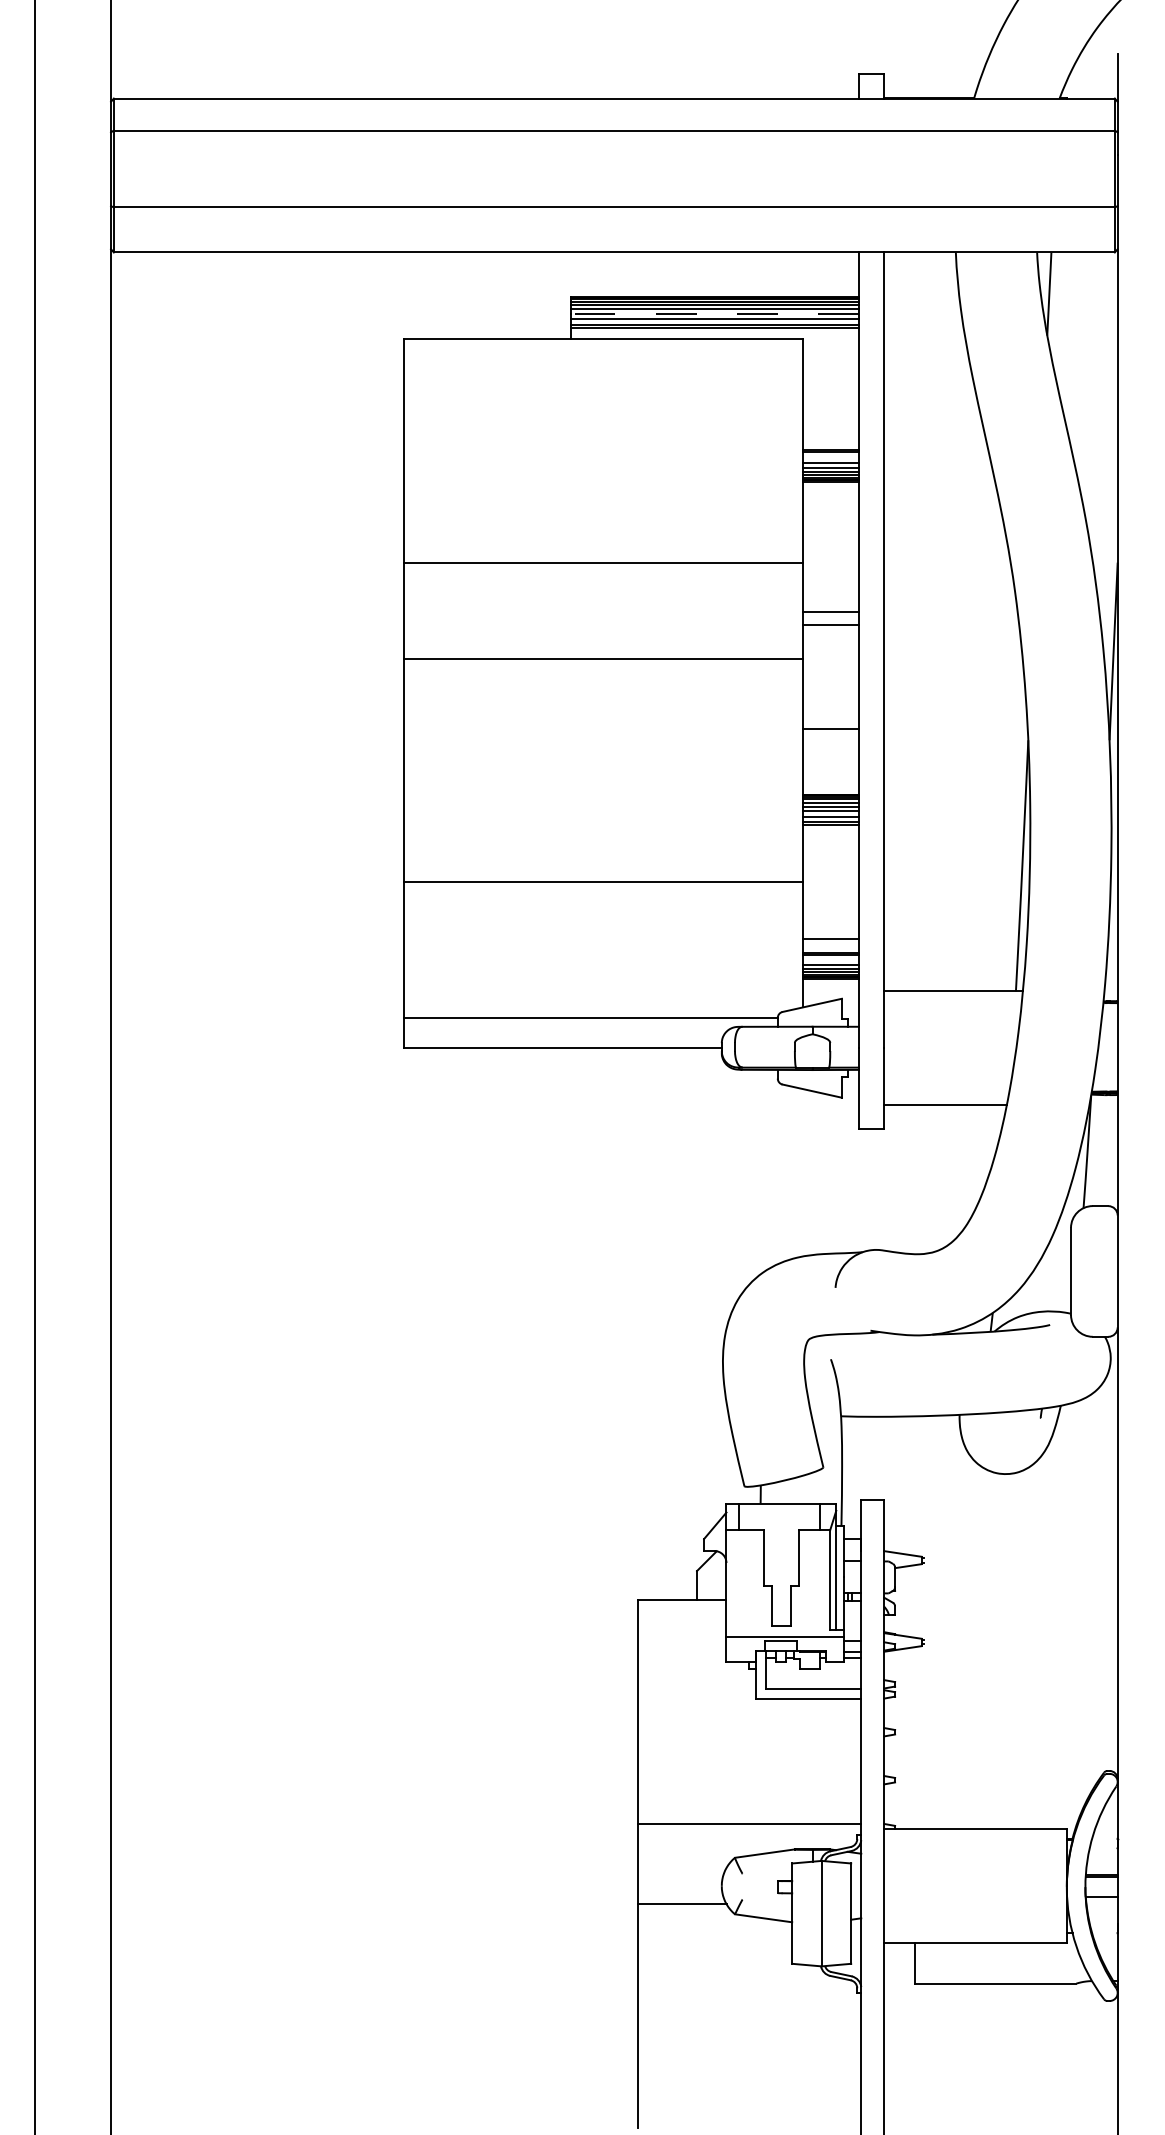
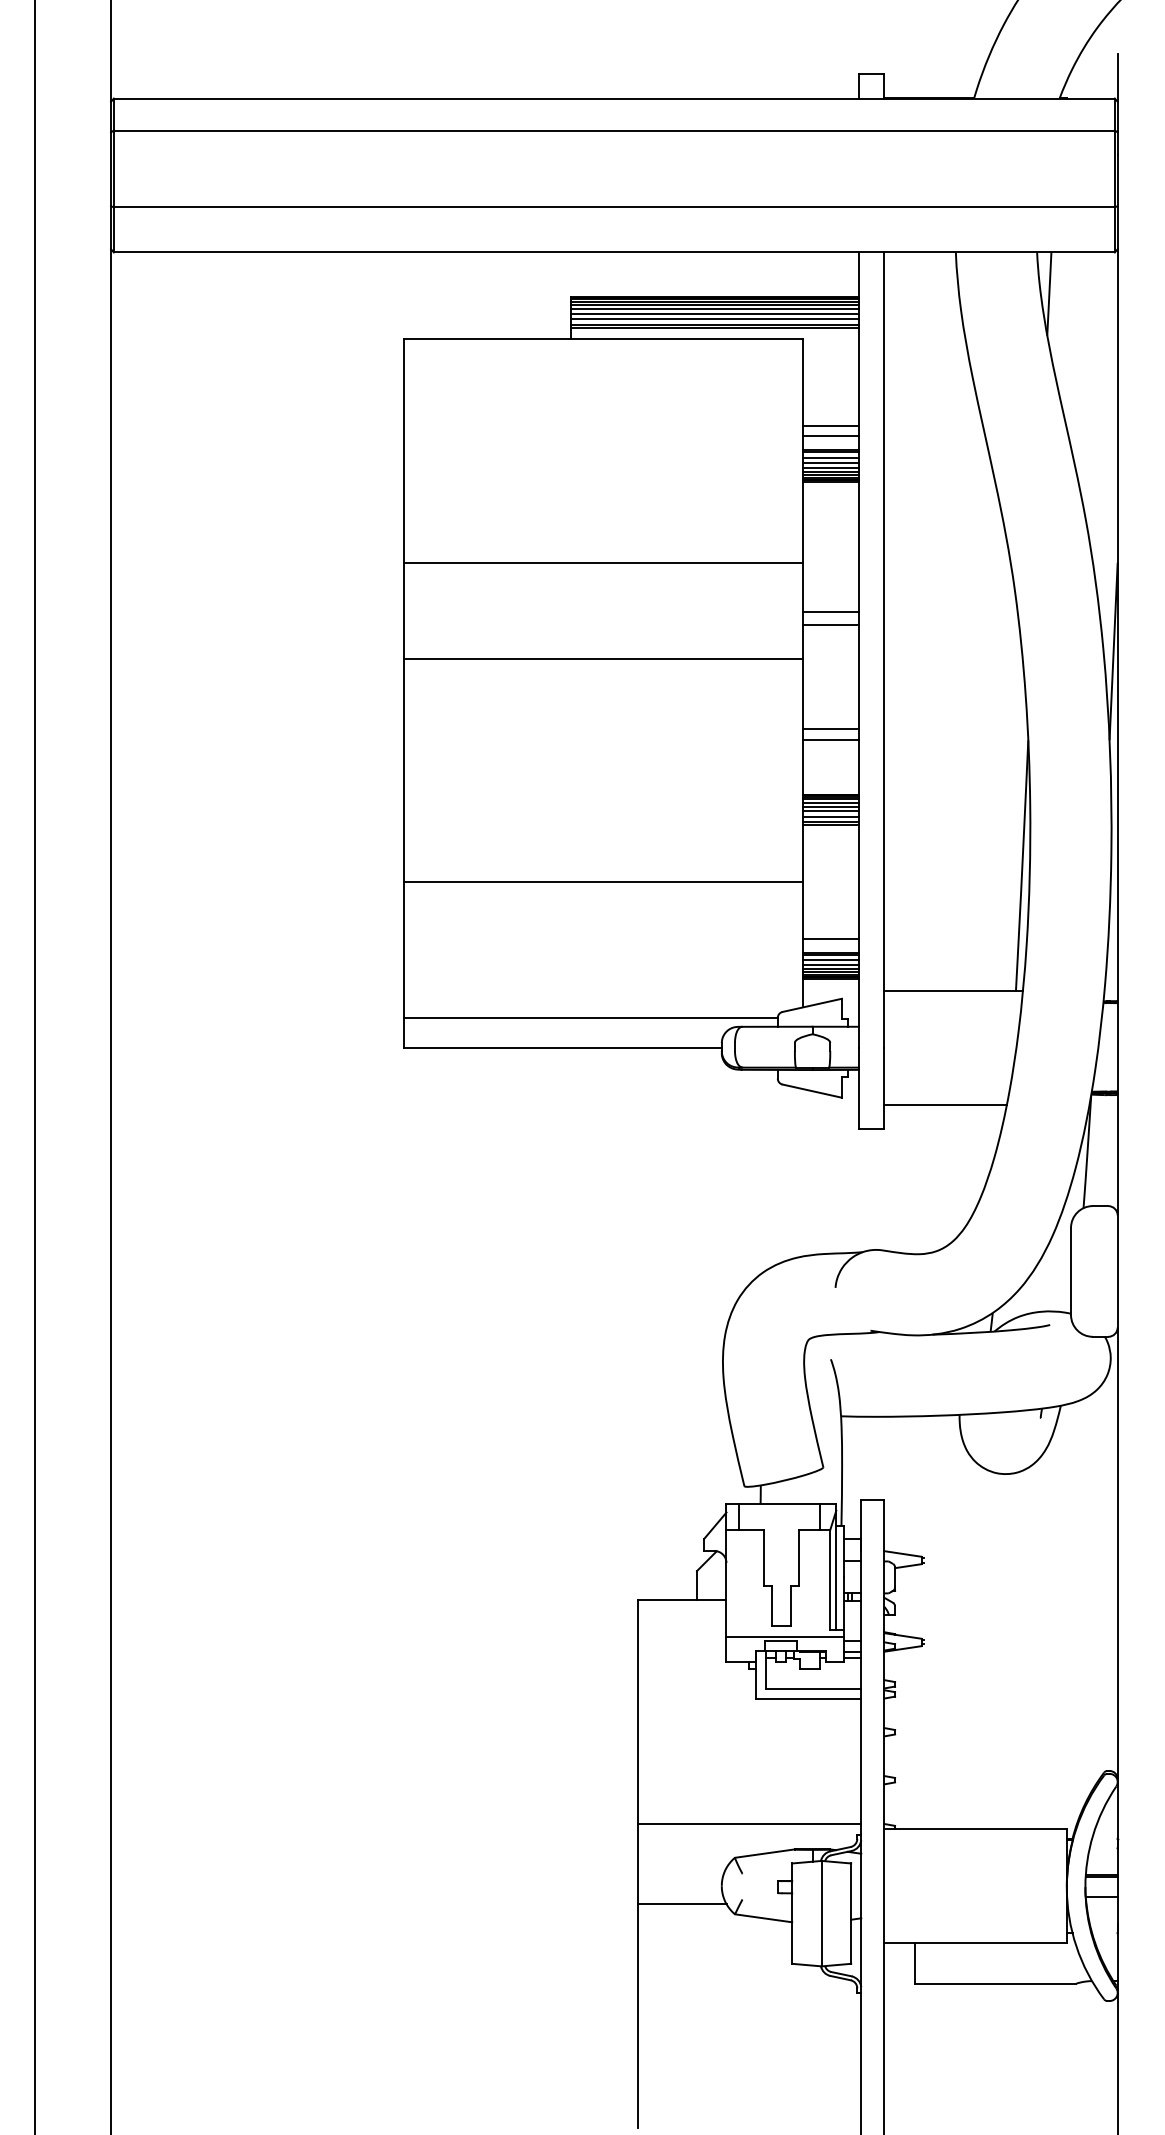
line: dashed -> solid (714, 314)
line: none -> present (831, 425)
line: none -> present (831, 436)
line: none -> present (831, 457)
line: none -> present (831, 739)
line: none -> present (831, 960)
